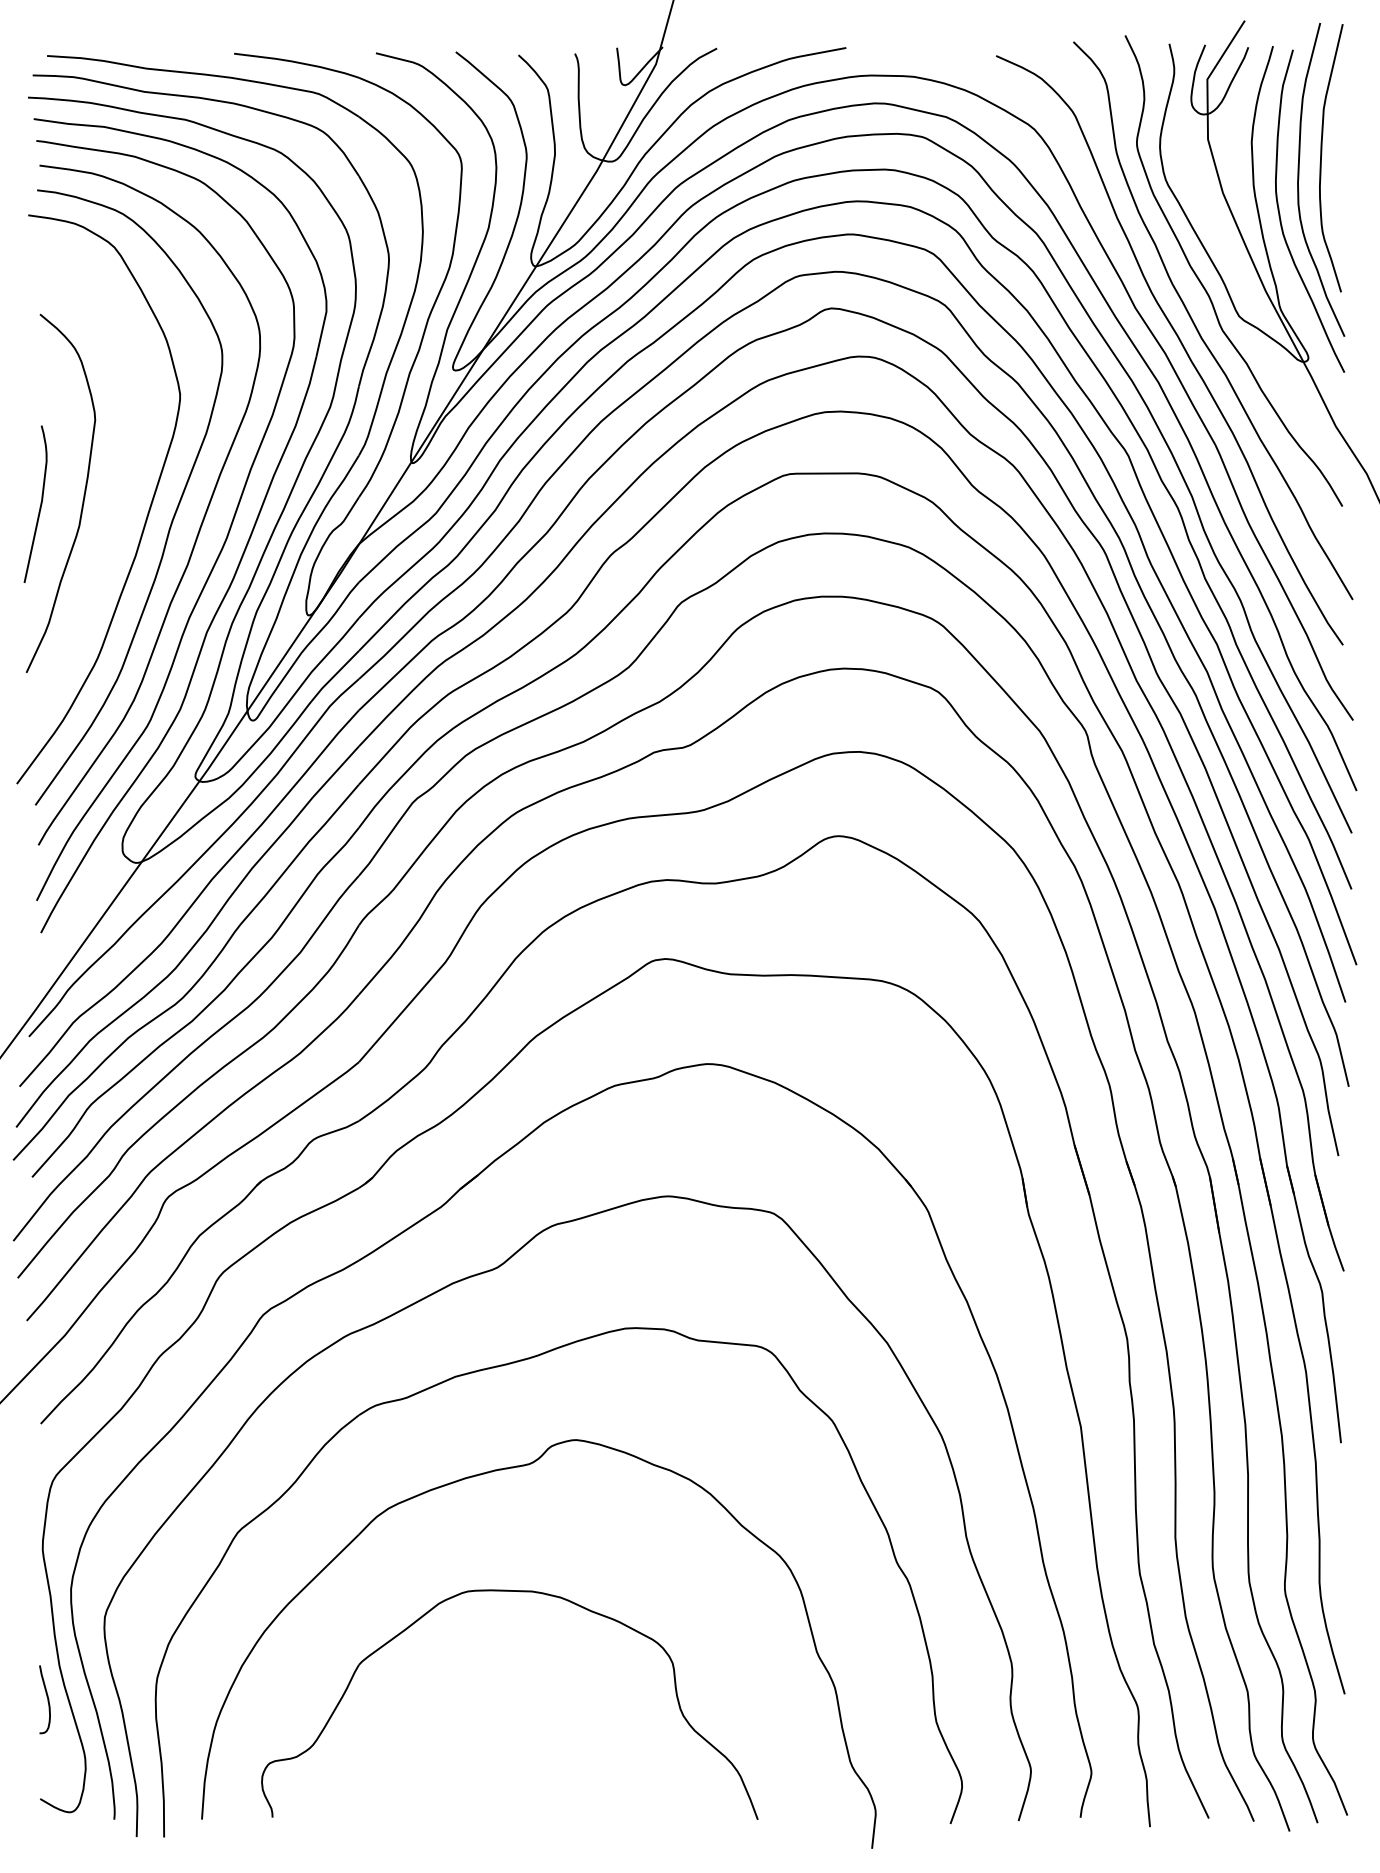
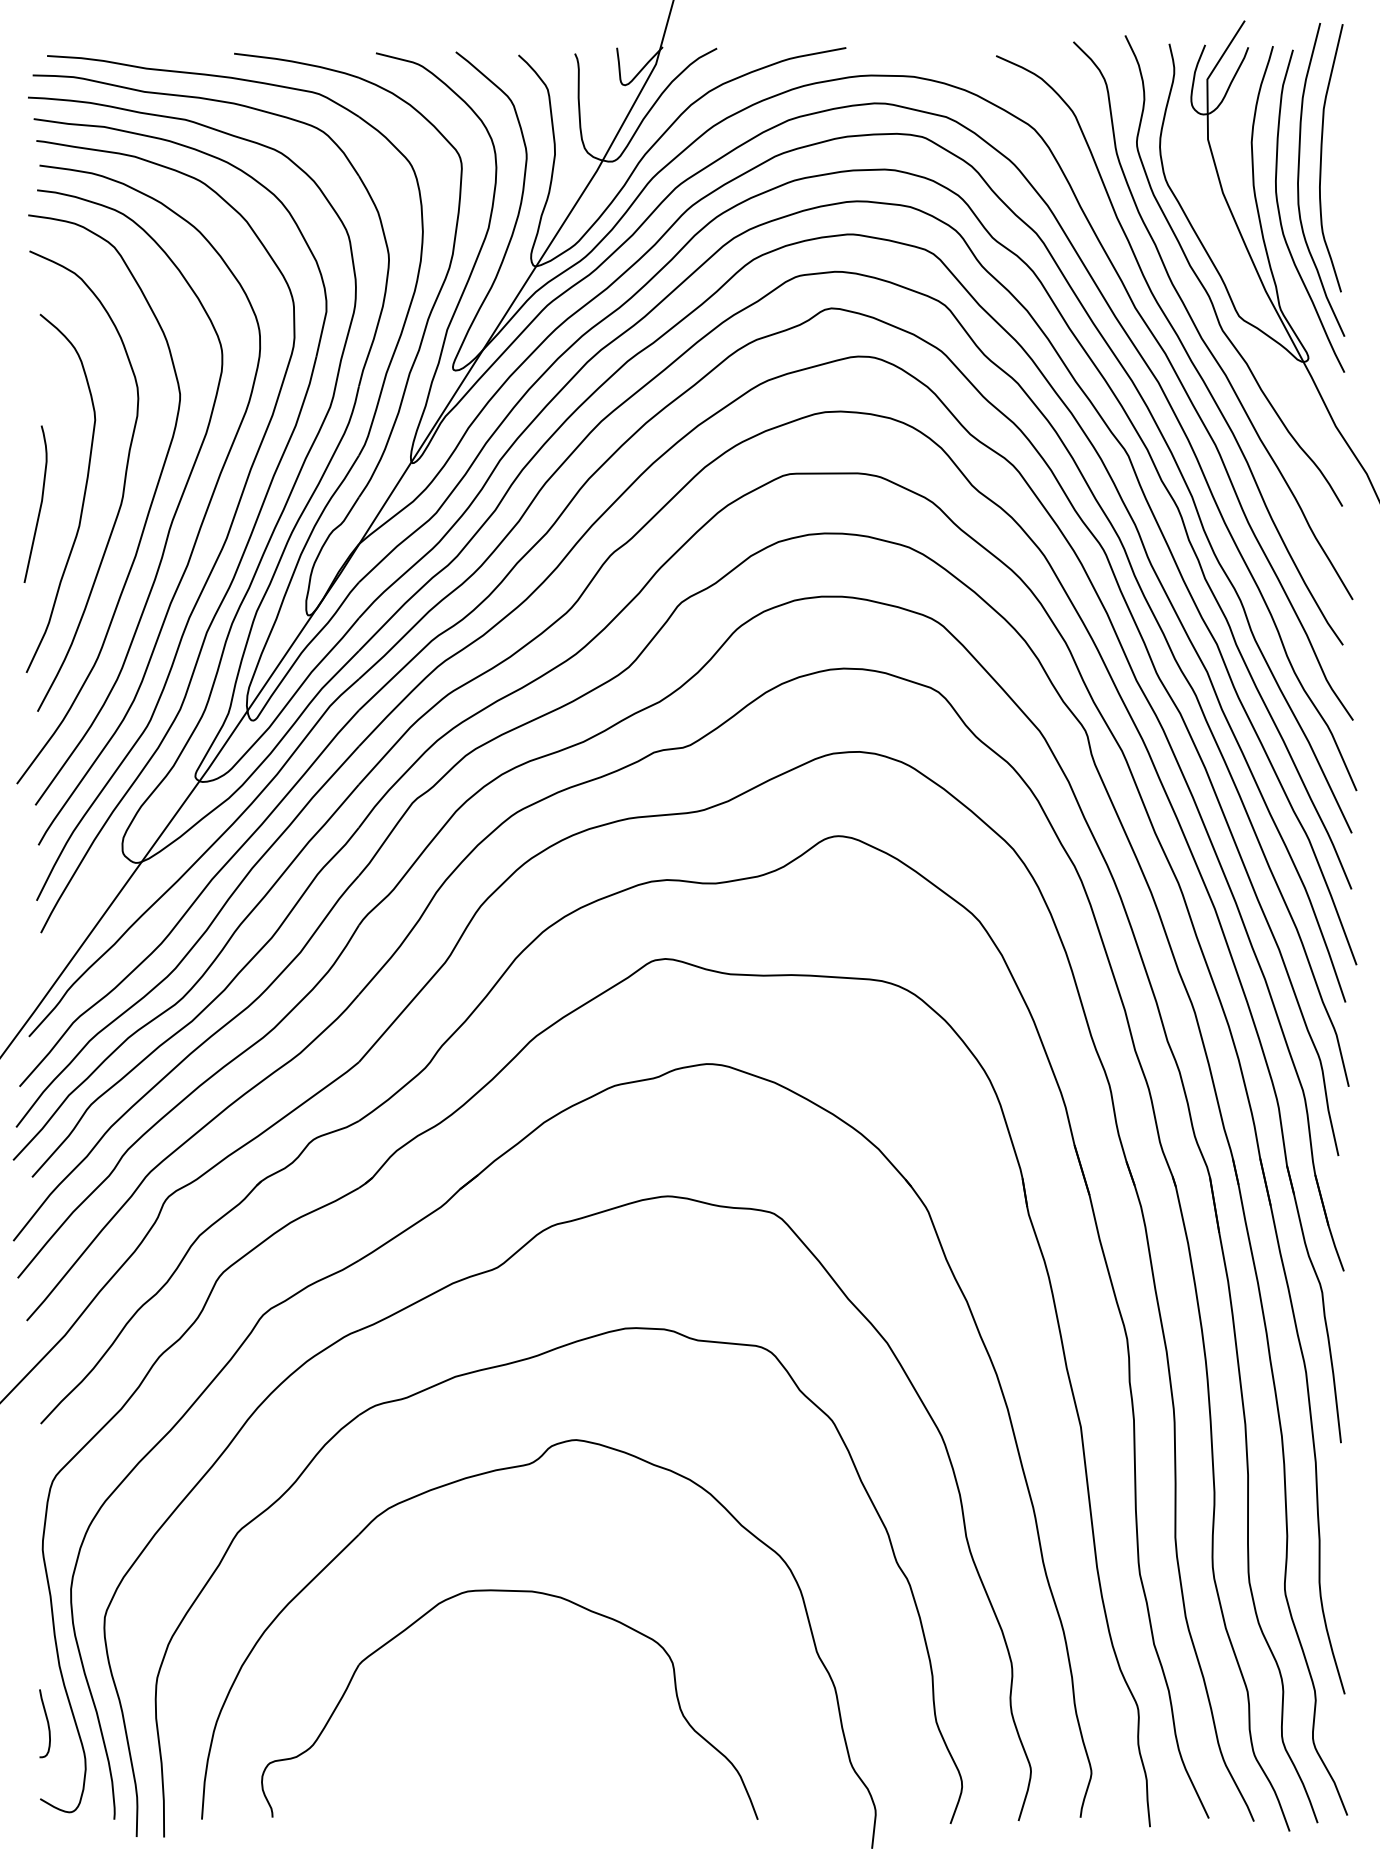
curve: none -> present (123, 483)
curve position: (47, 1699) -> (47, 1723) (47, 1723)
